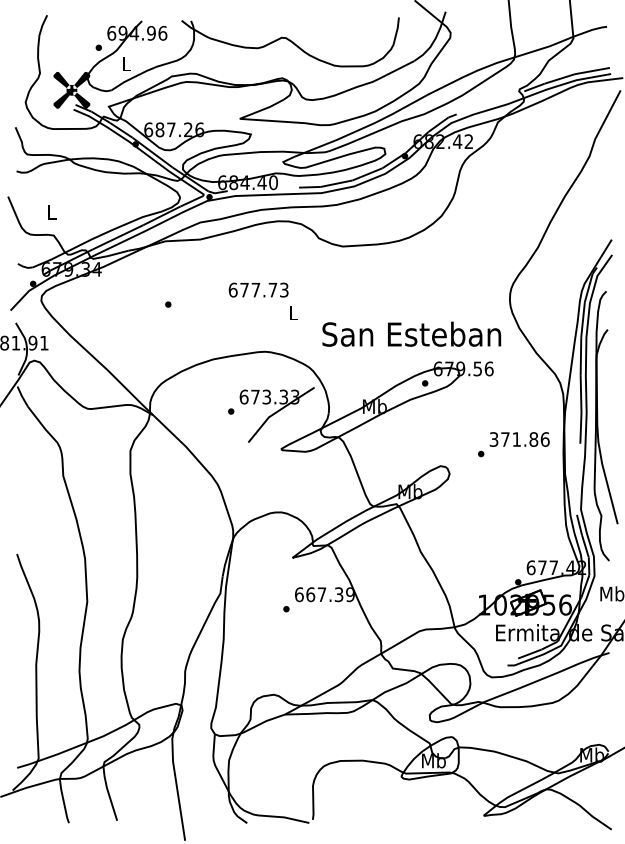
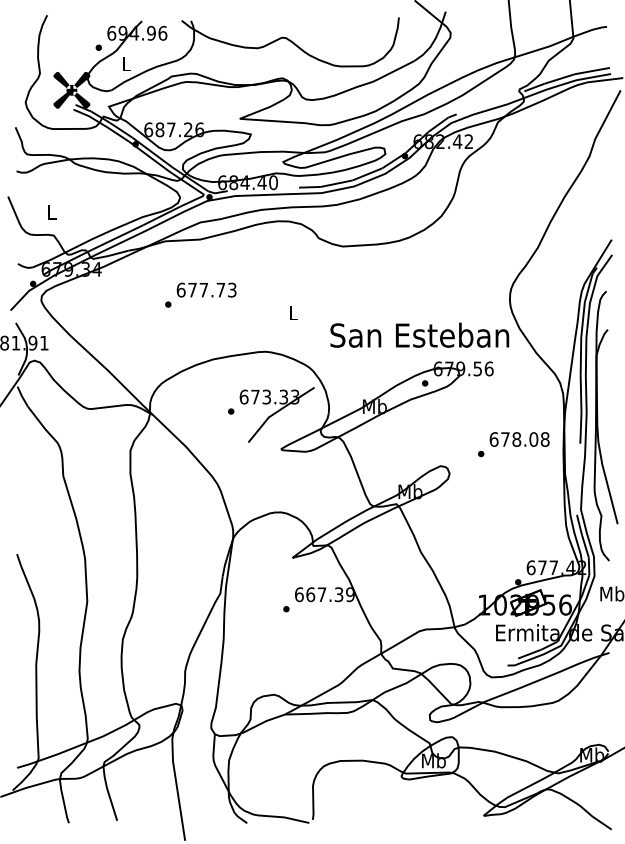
text position: (258, 289) -> (206, 289) (206, 289)
text position: (411, 333) -> (419, 334) (419, 334)
text: 371.86 -> 678.08 (519, 439)
